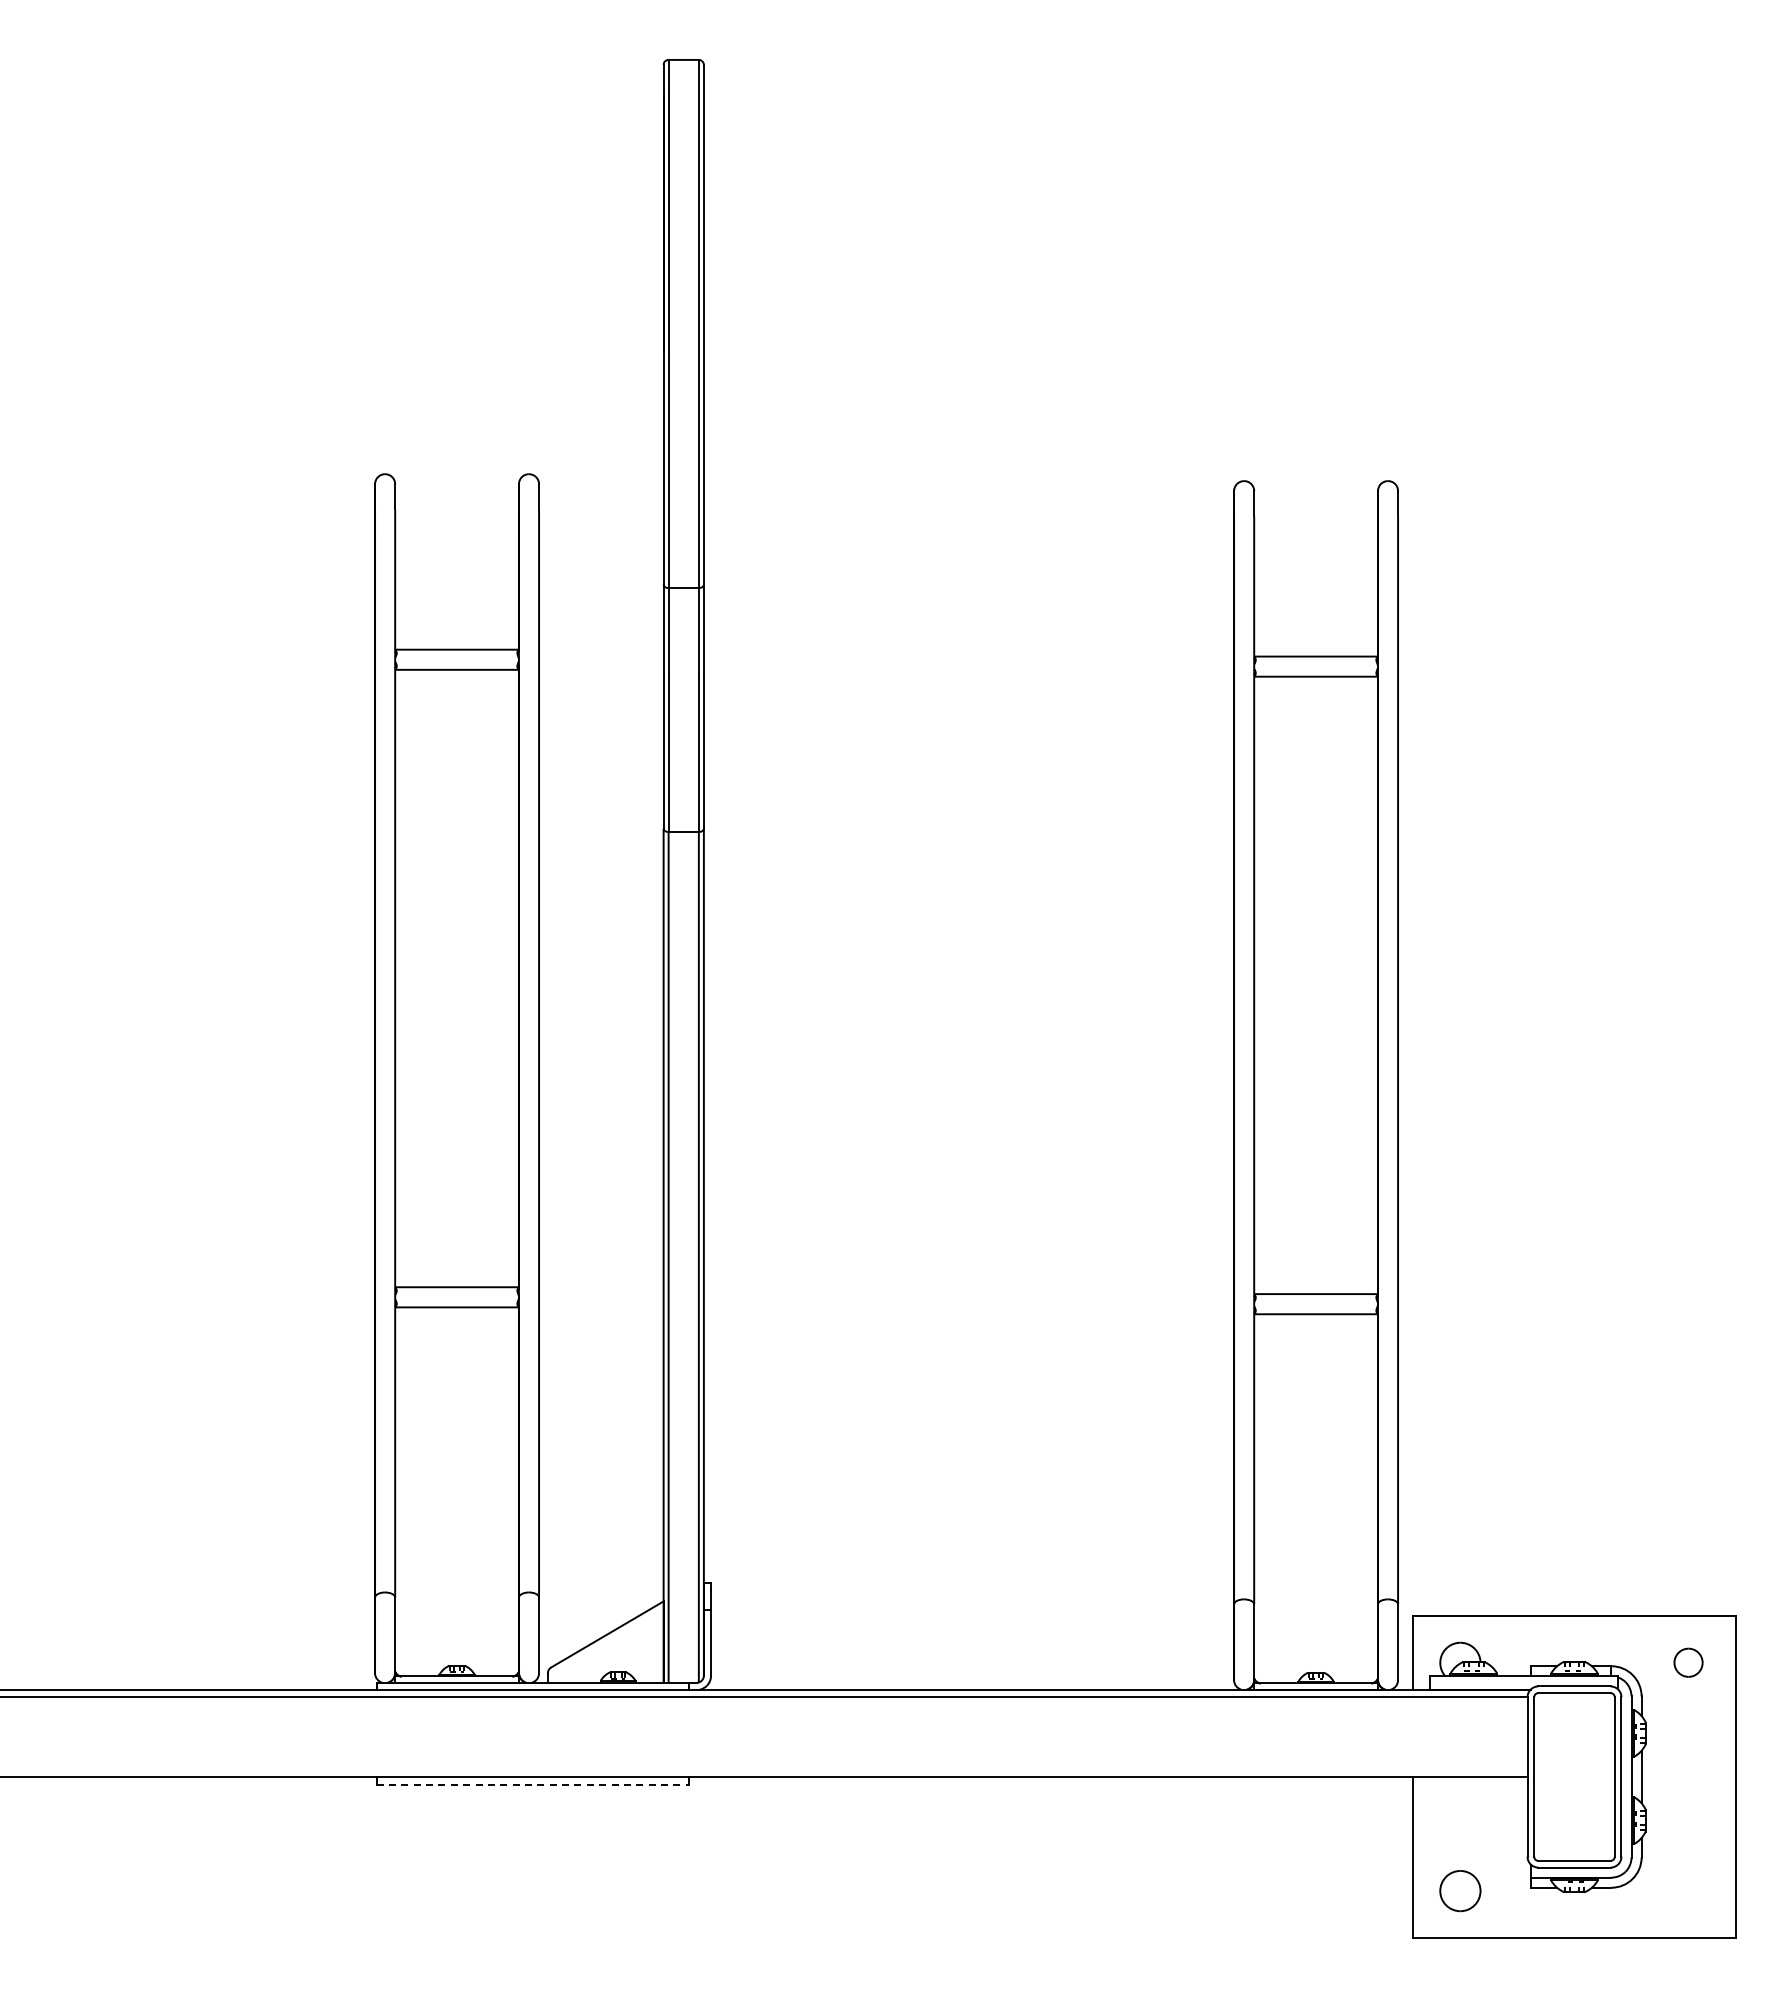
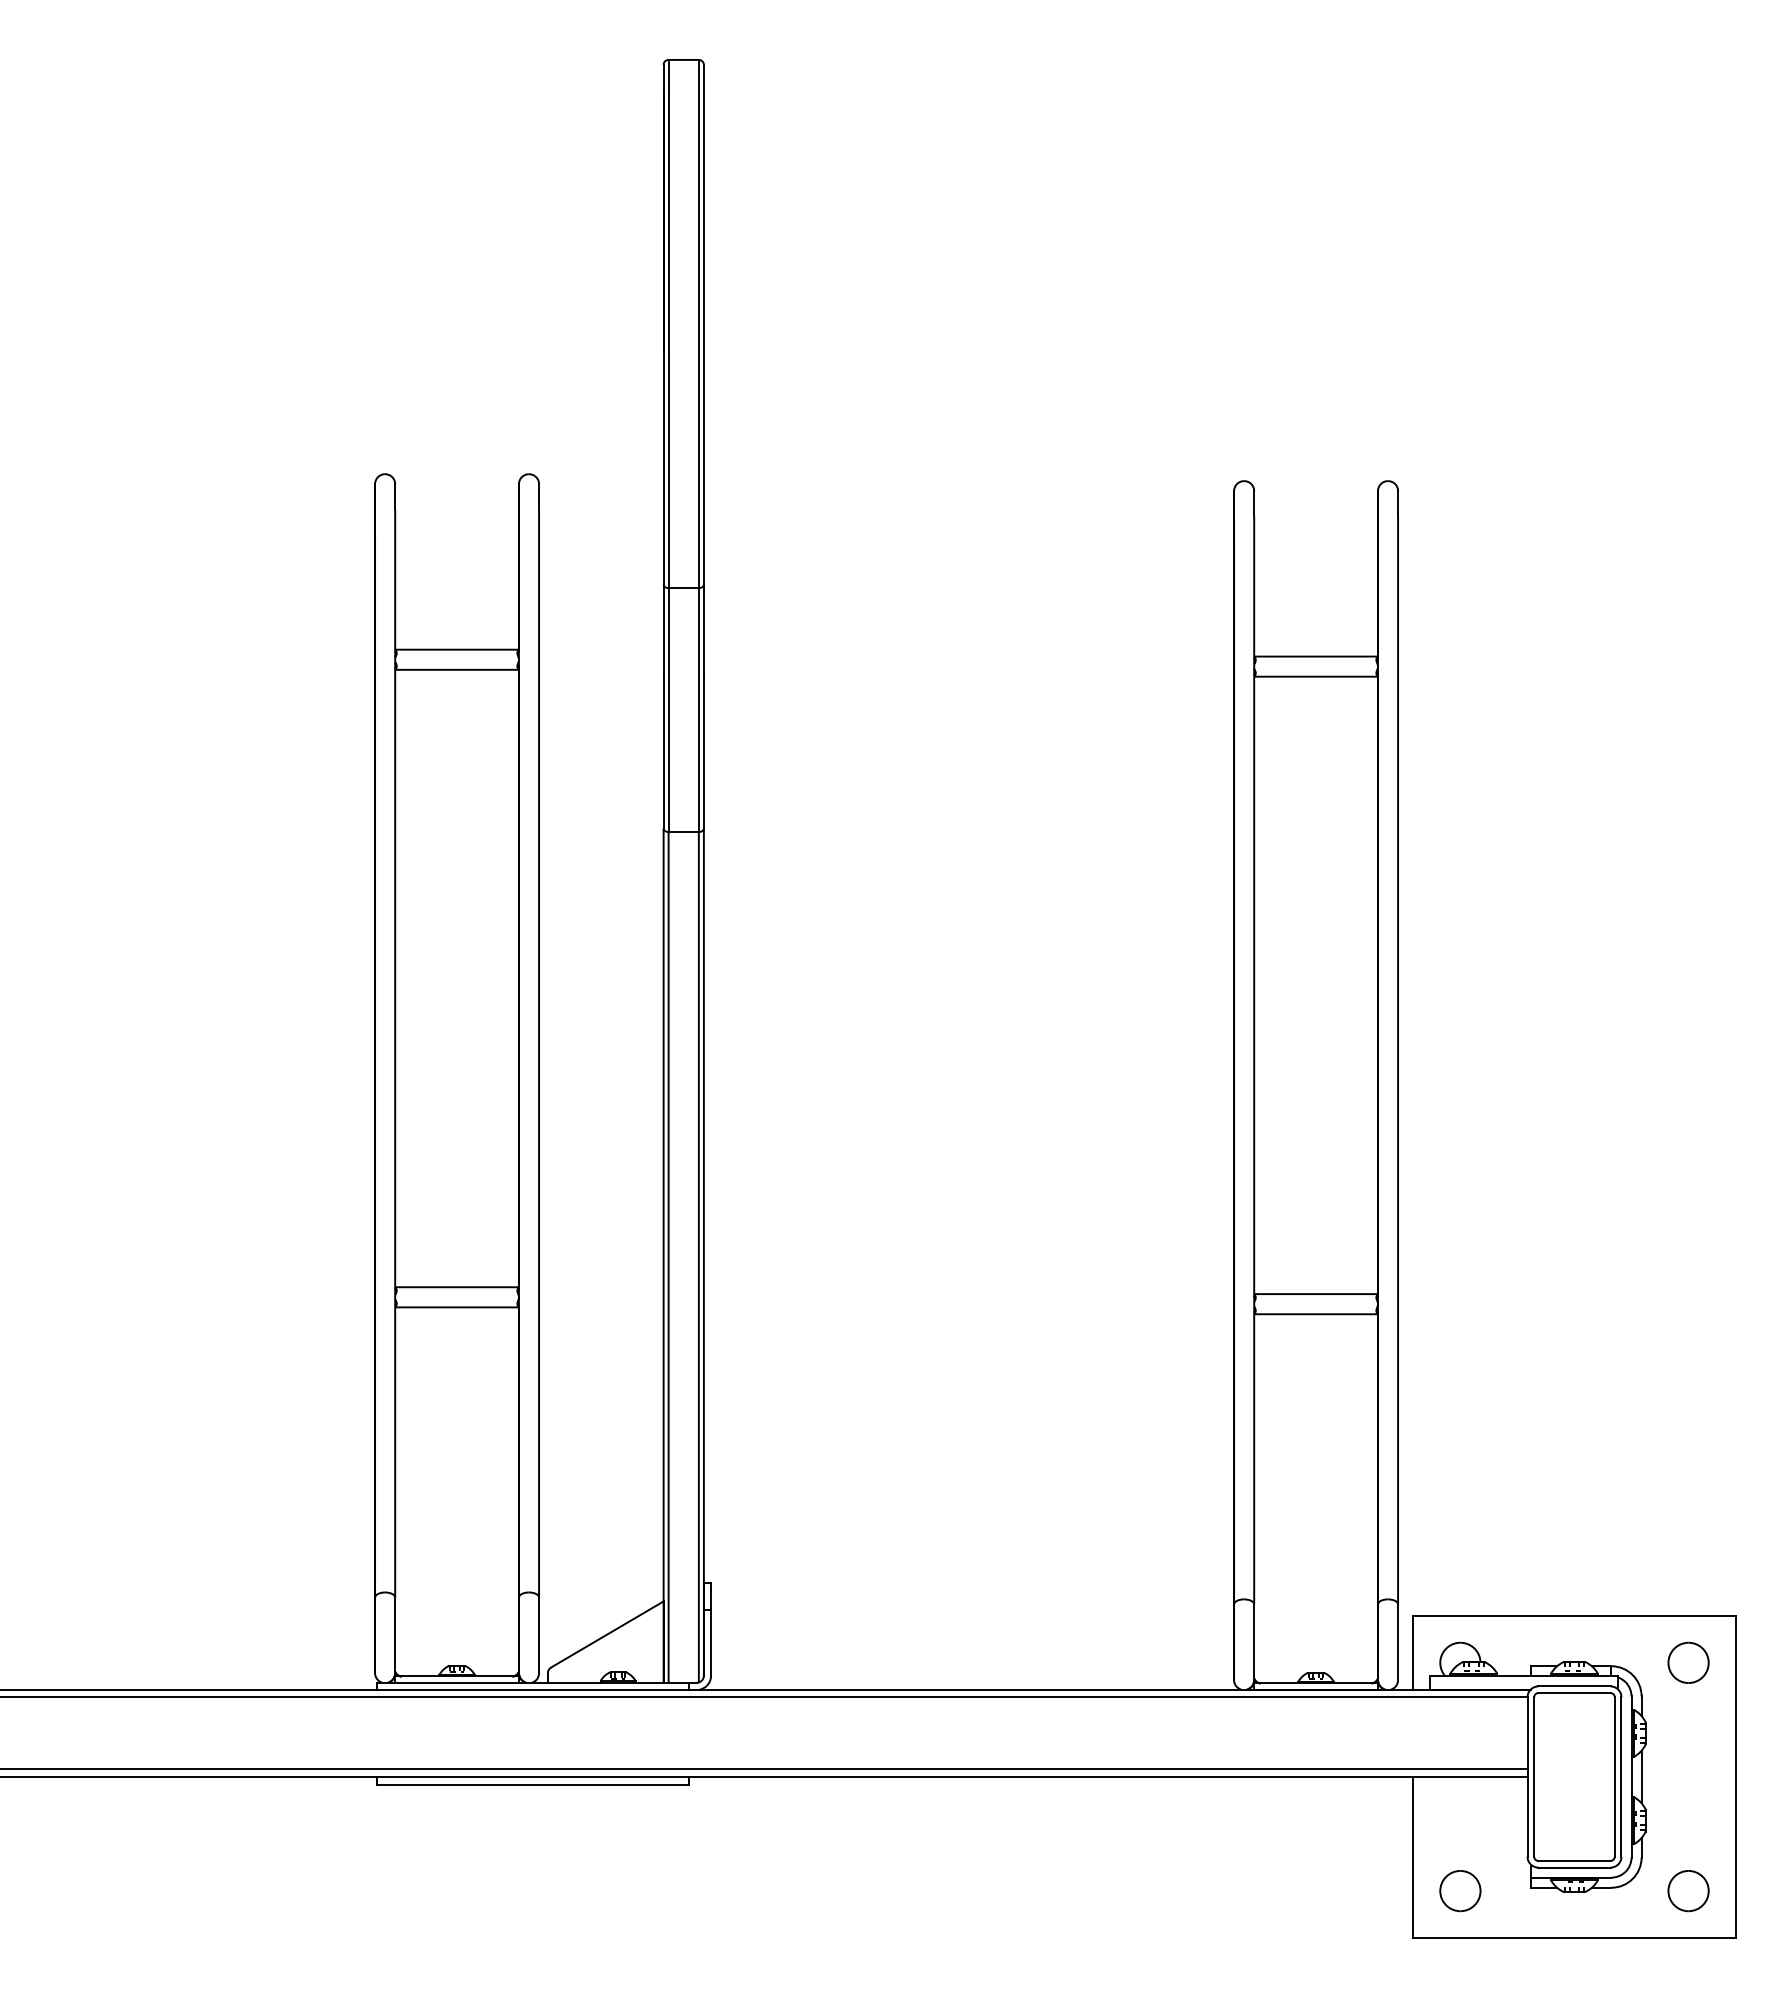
part size: 31x31 px -> 43x43 px (1688, 1662)
line: none -> present (764, 1769)
line: dashed -> solid (533, 1785)
part: none -> present (1688, 1891)
